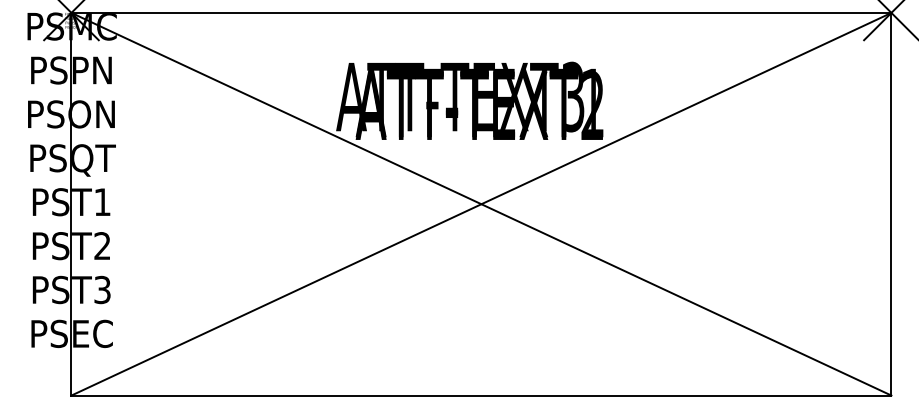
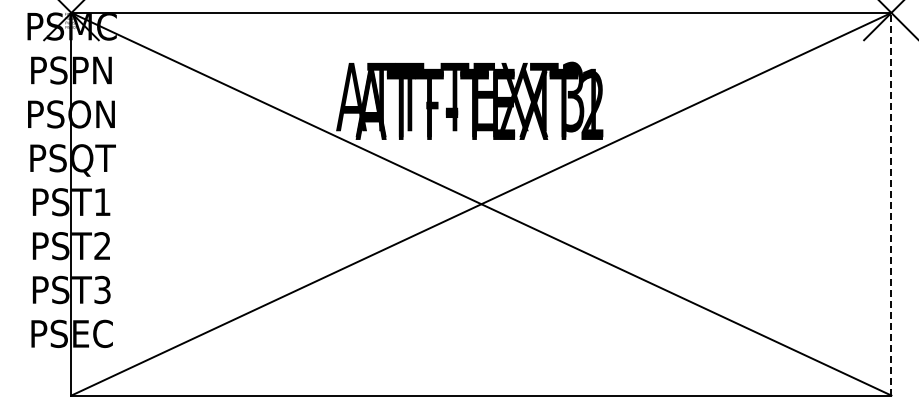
line: solid -> dashed (891, 203)
